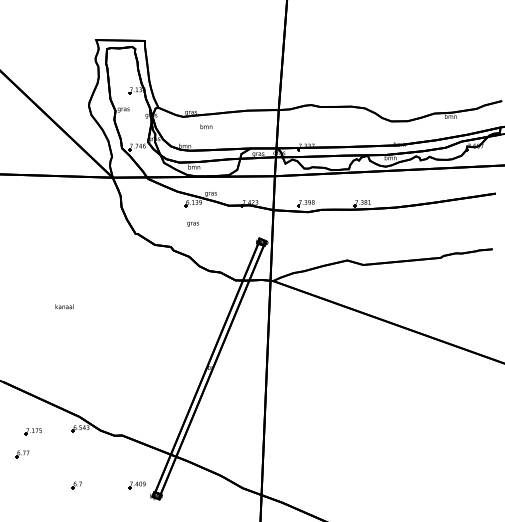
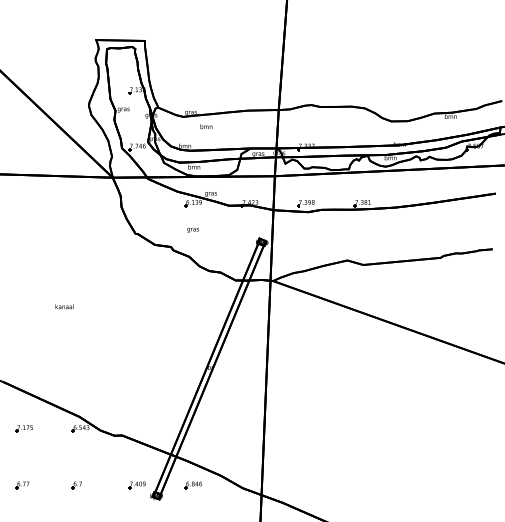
text position: (192, 223) -> (192, 229) (192, 229)
part position: (32, 431) -> (23, 428) (23, 428)
part position: (22, 454) -> (22, 485) (22, 485)
part: none -> present (192, 485)
